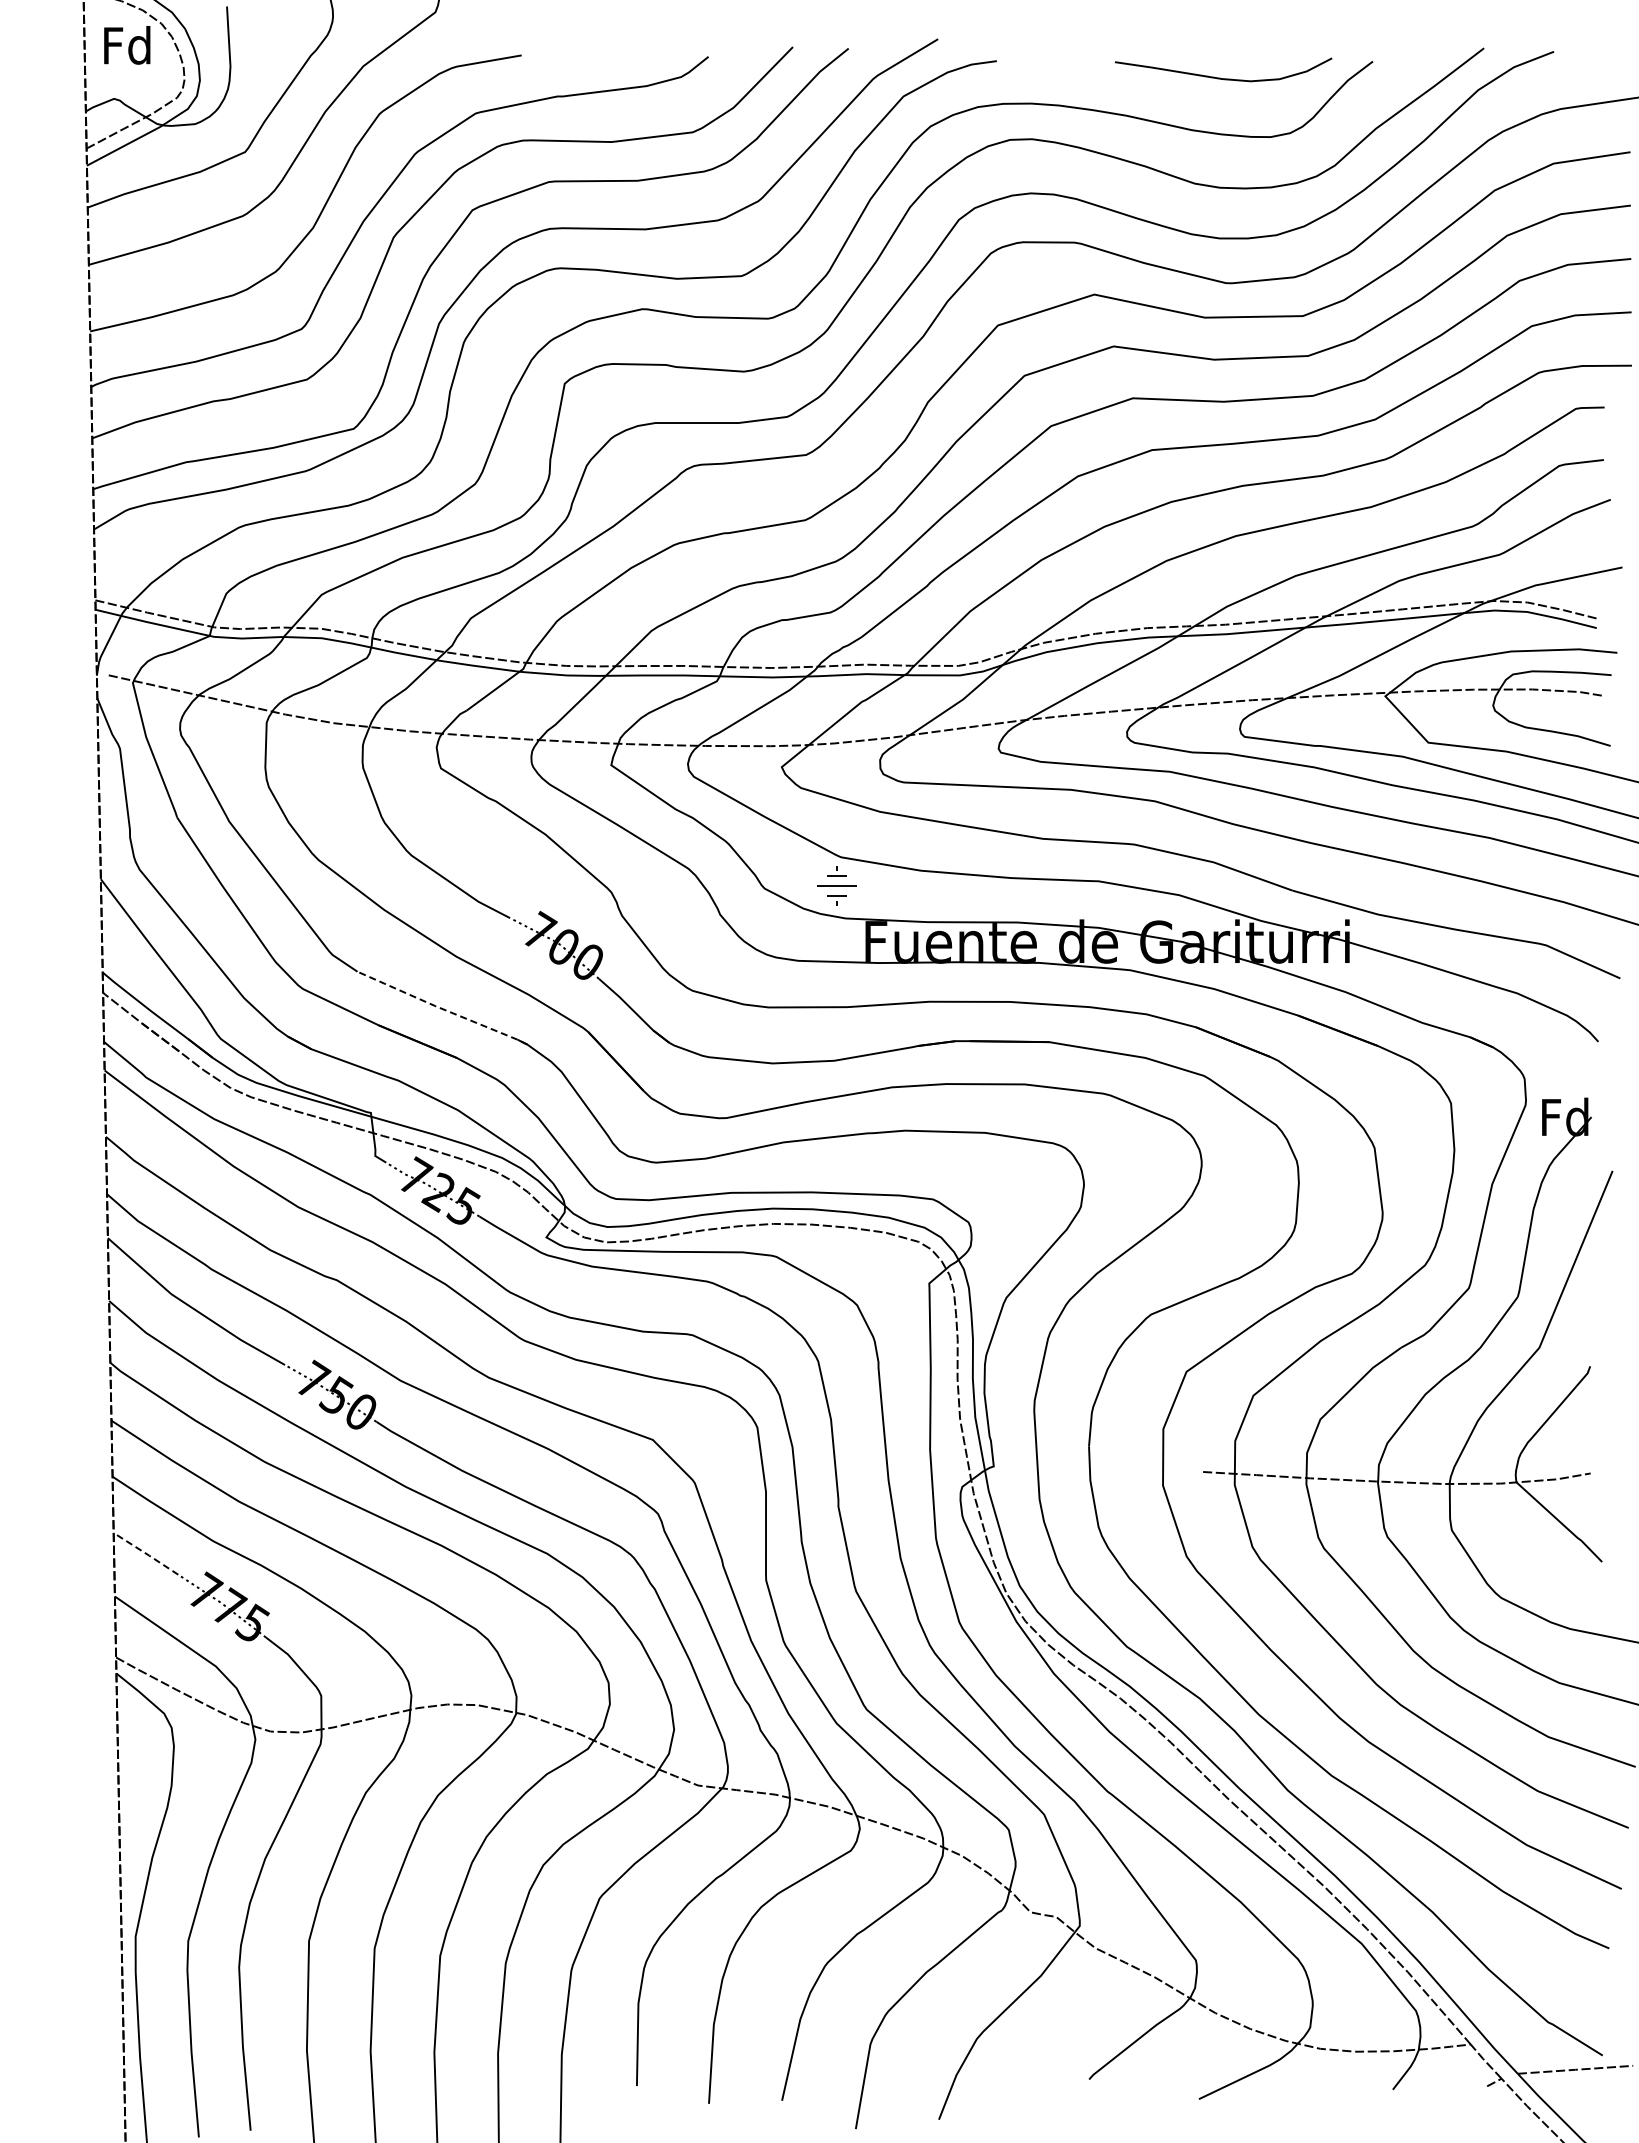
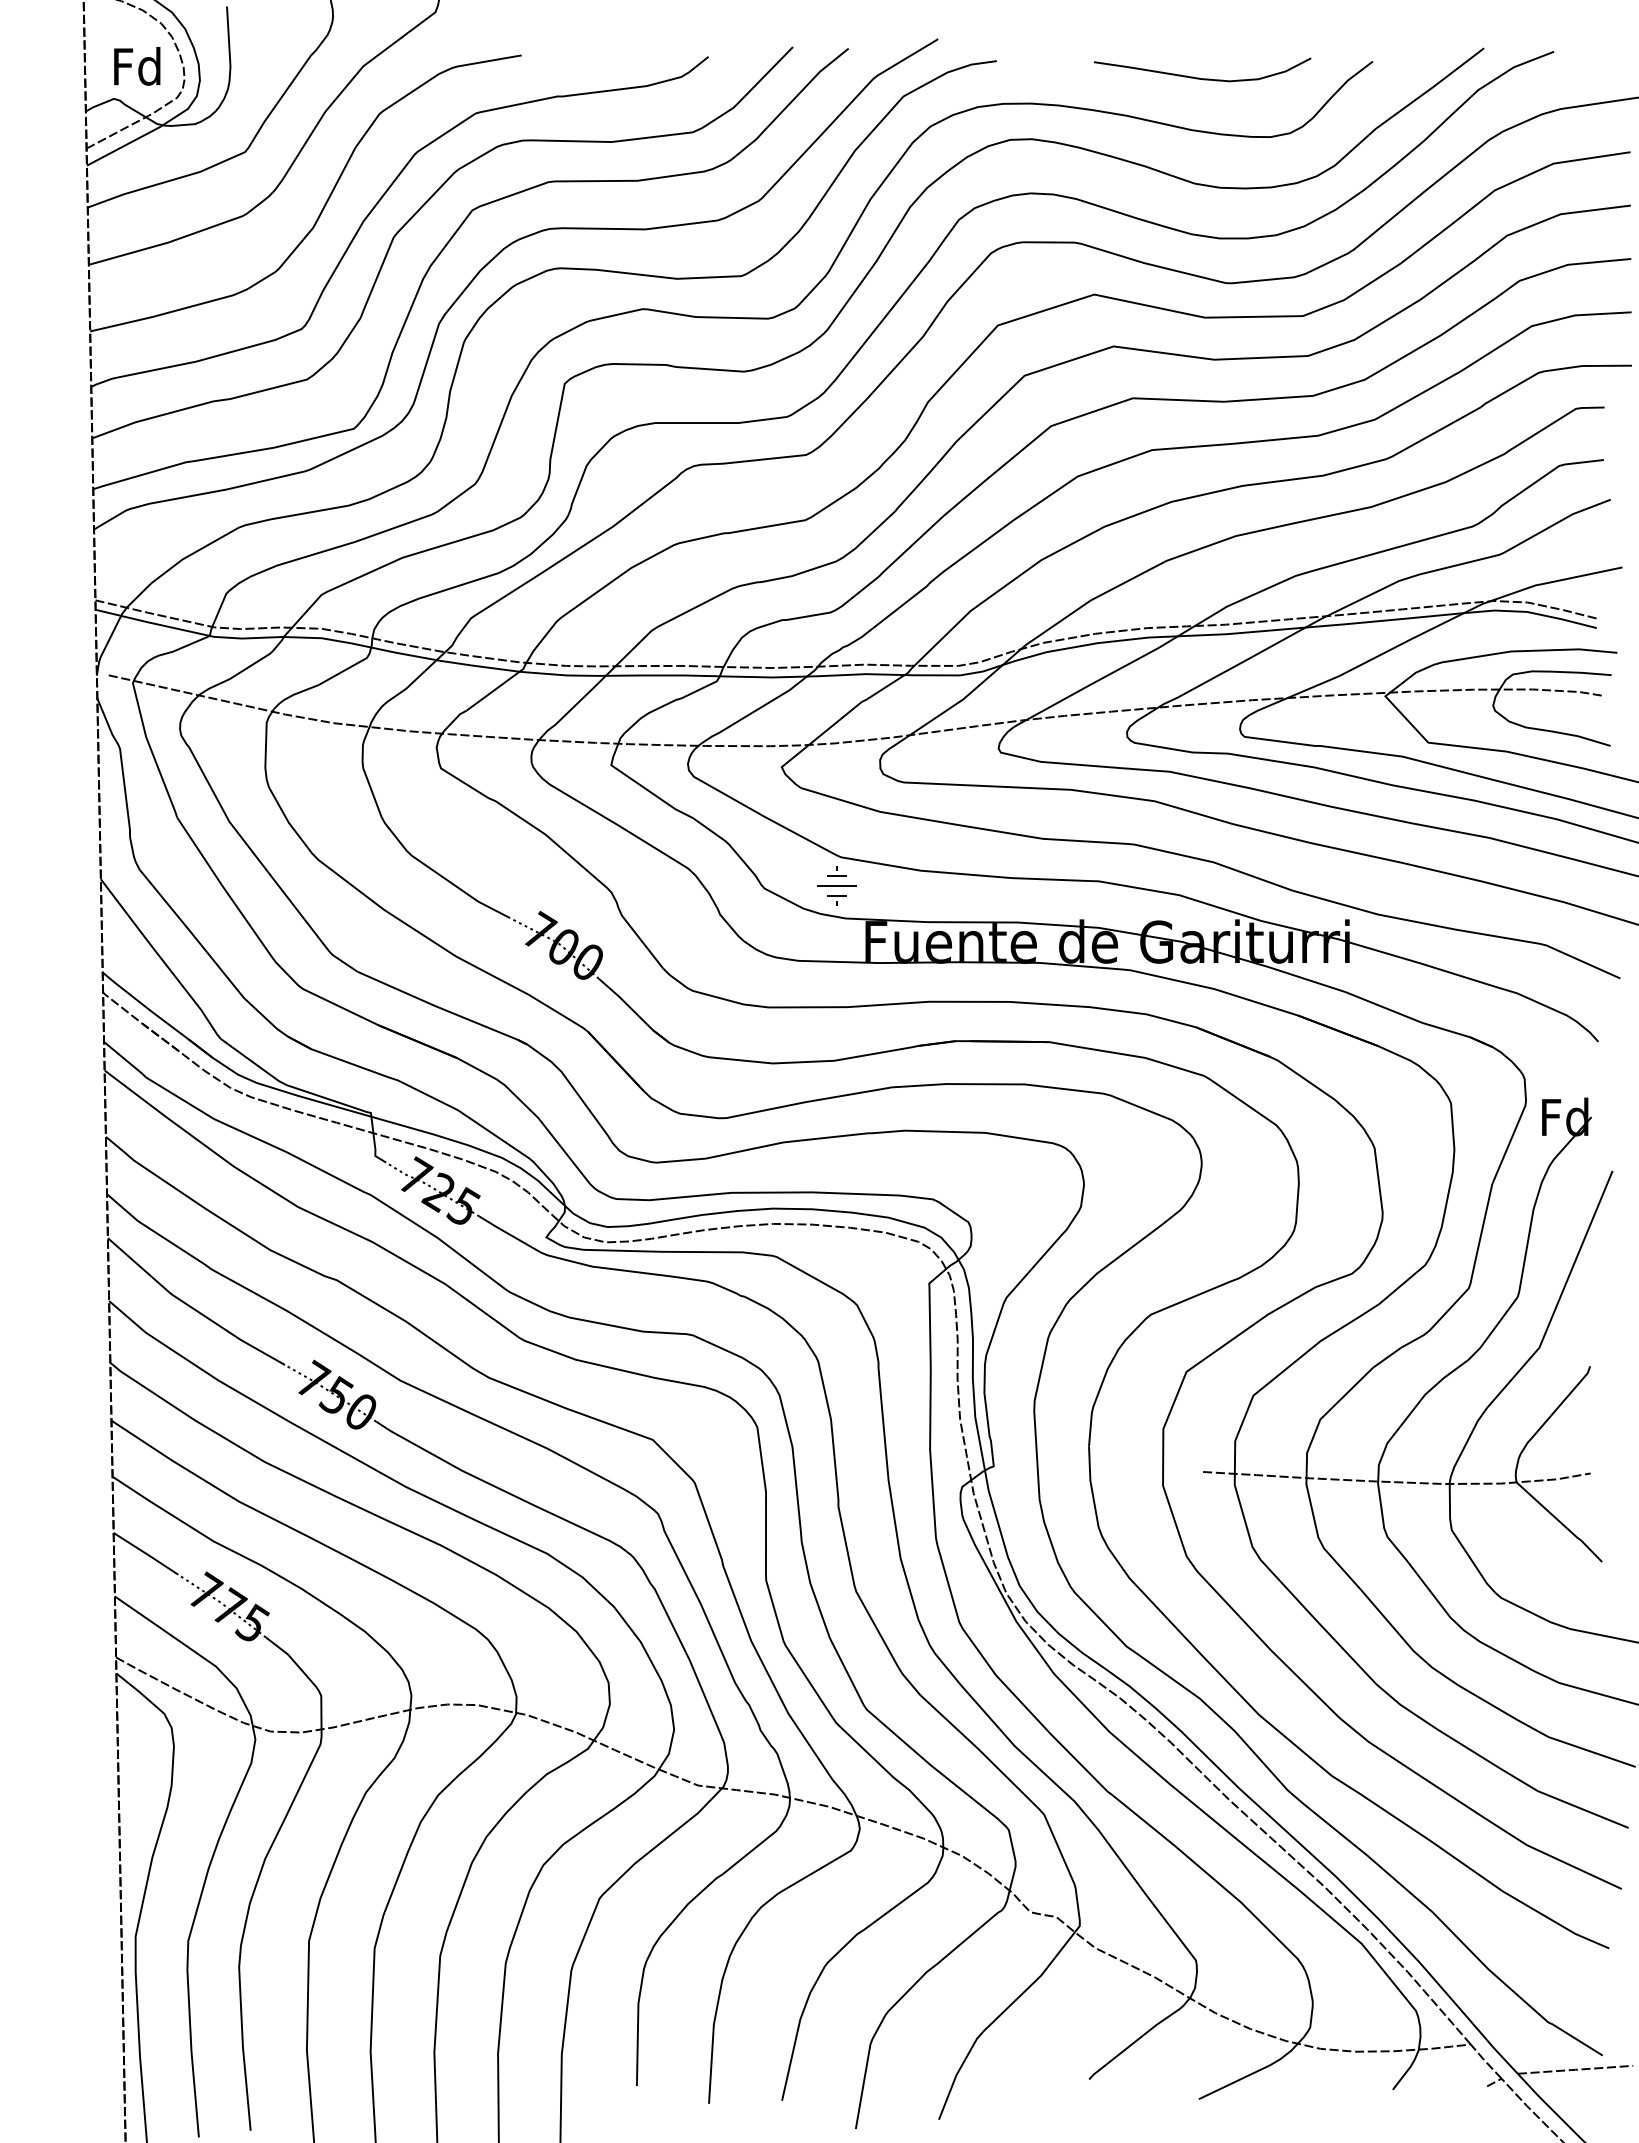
text position: (127, 45) -> (137, 66) (137, 66)
curve position: (1220, 77) -> (1199, 77) (1199, 77)
line: dashed -> solid (442, 1008)
line: dashed -> solid (146, 1553)
